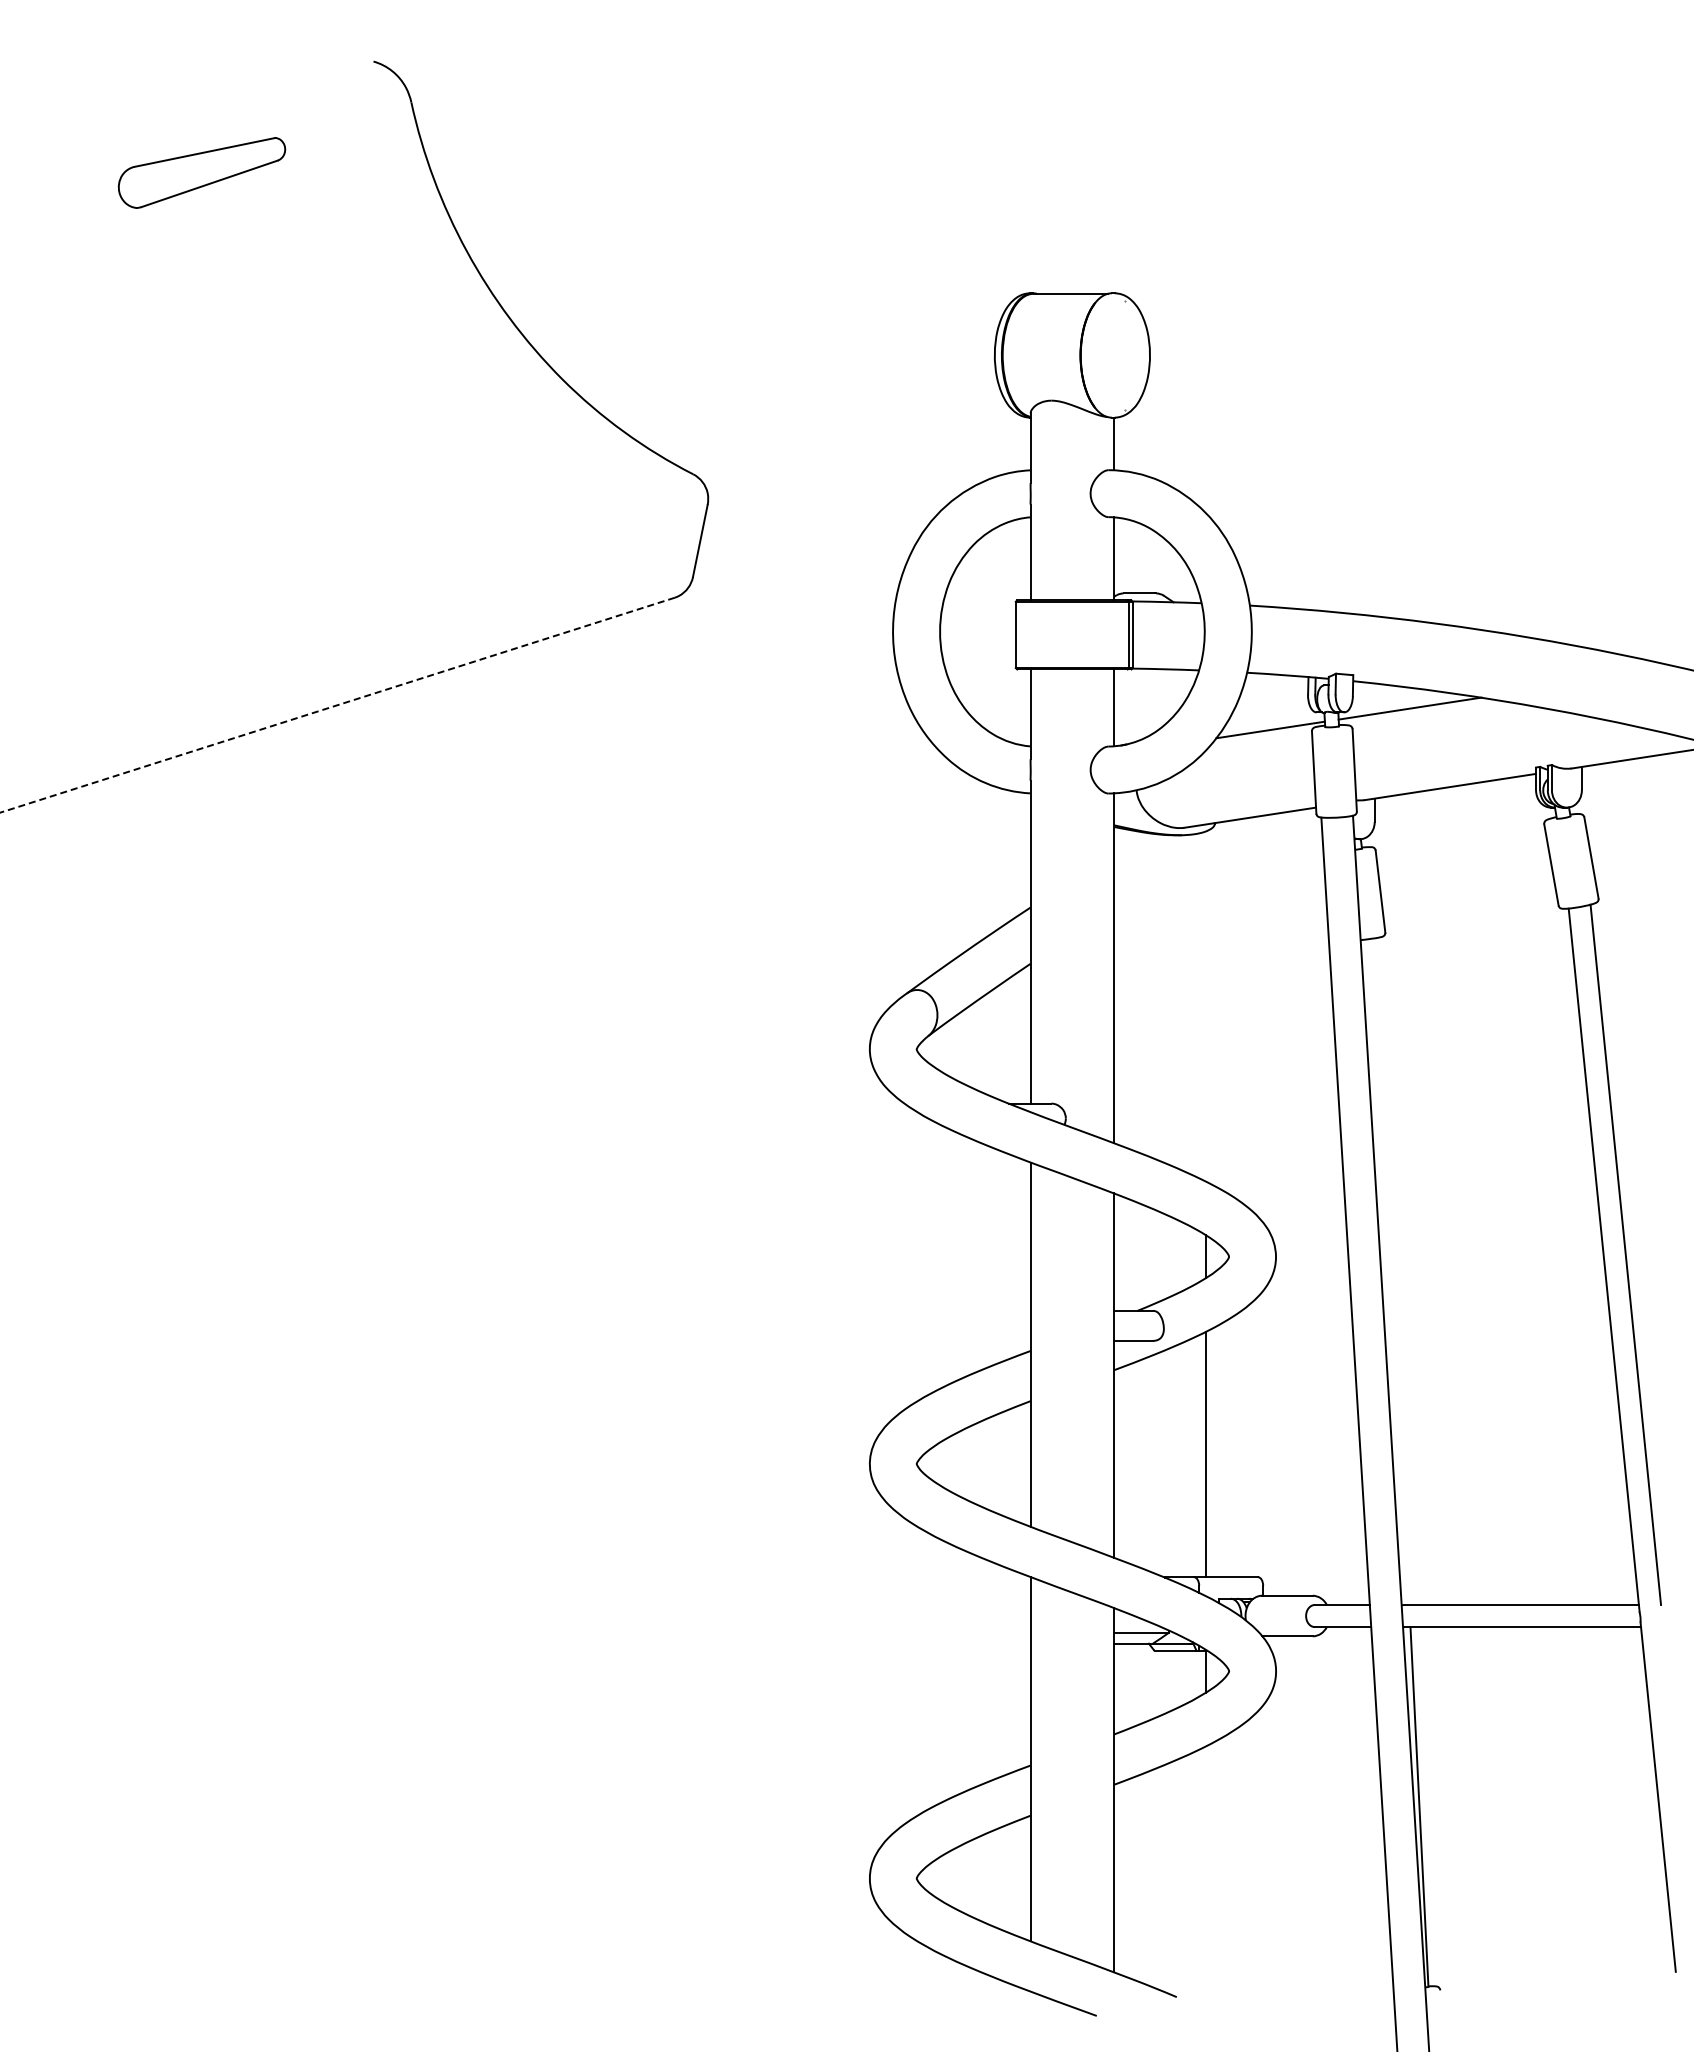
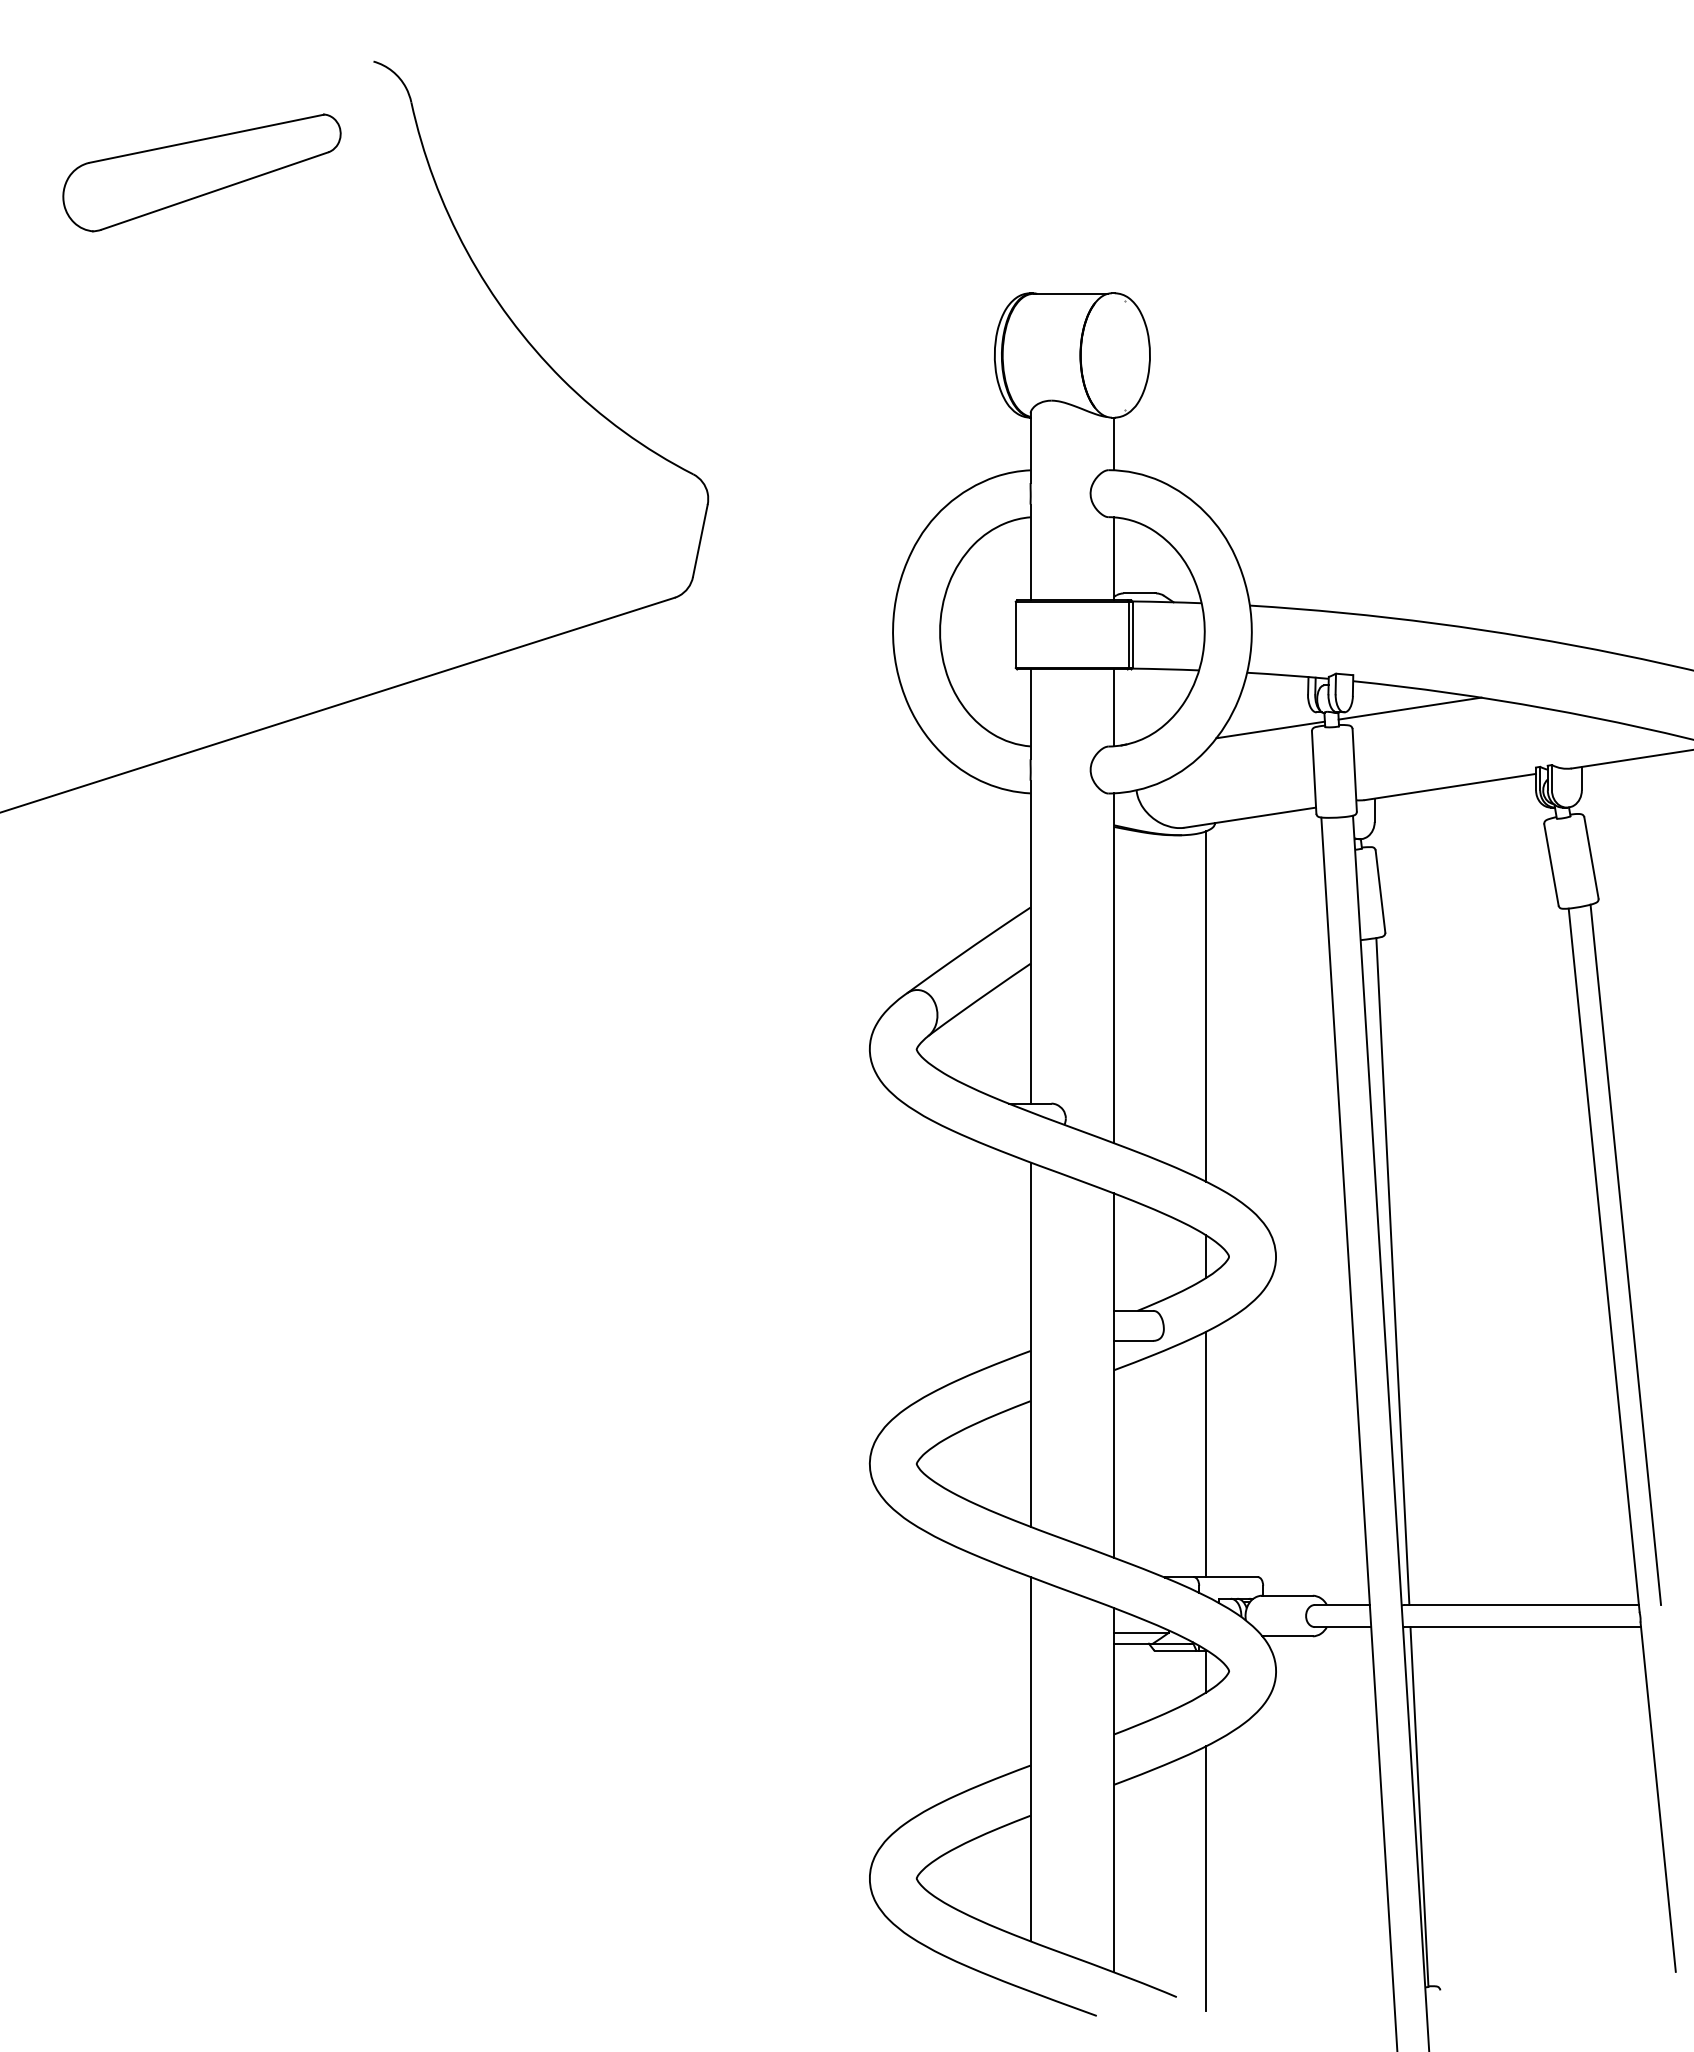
part size: 170x72 px -> 280x120 px (201, 172)
line: dashed -> solid (337, 705)
line: none -> present (1205, 1006)
line: none -> present (1392, 1271)
line: none -> present (1205, 1878)
